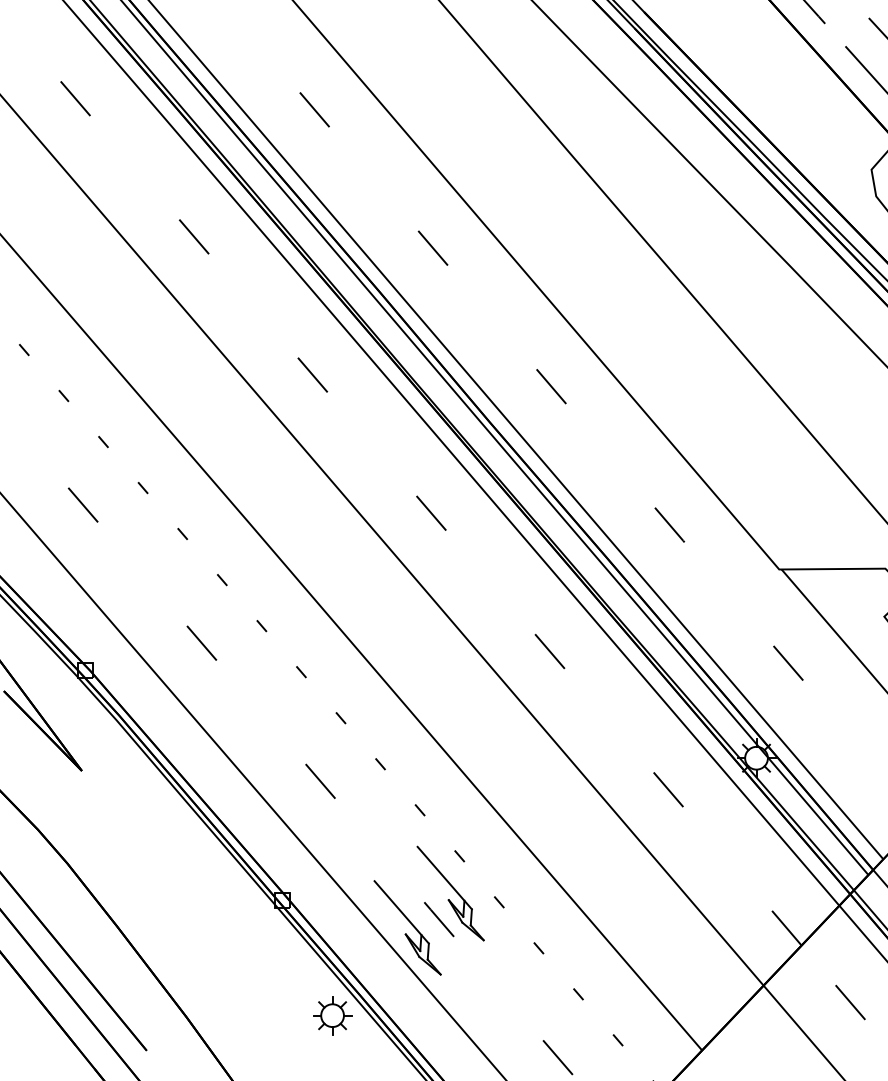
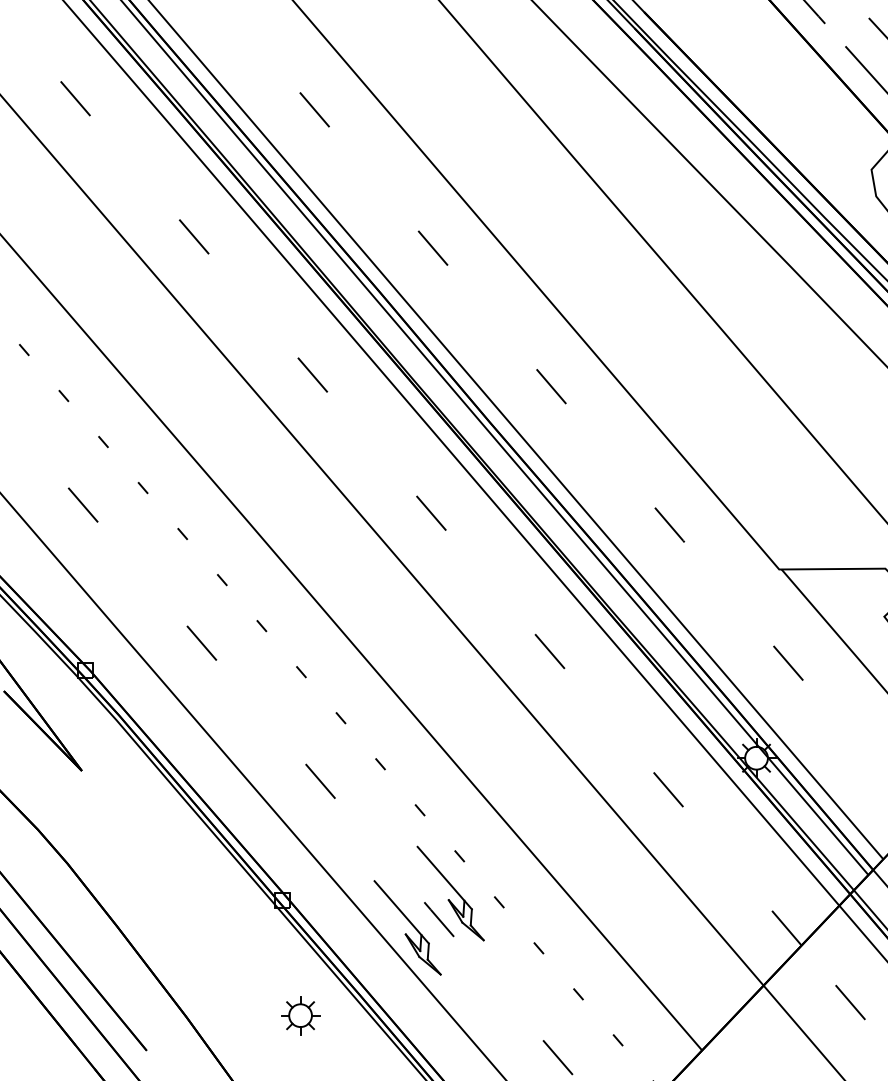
part position: (332, 1015) -> (300, 1015) (300, 1015)
